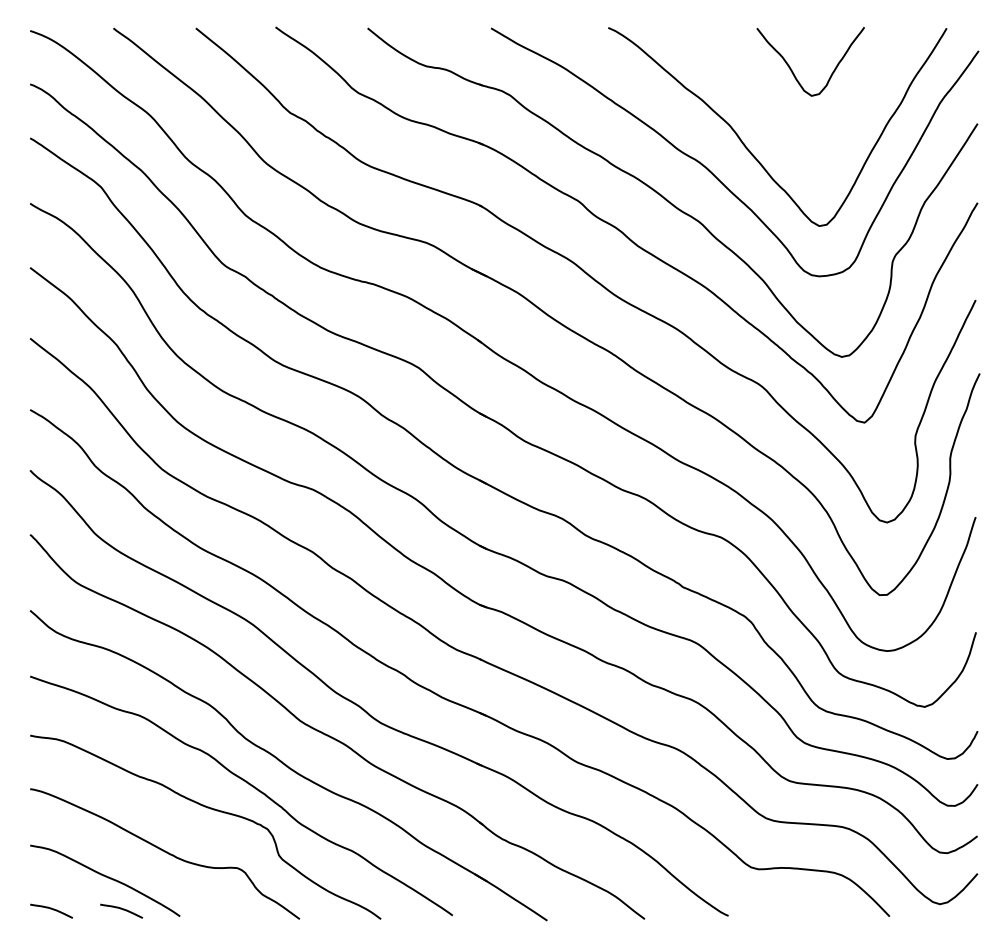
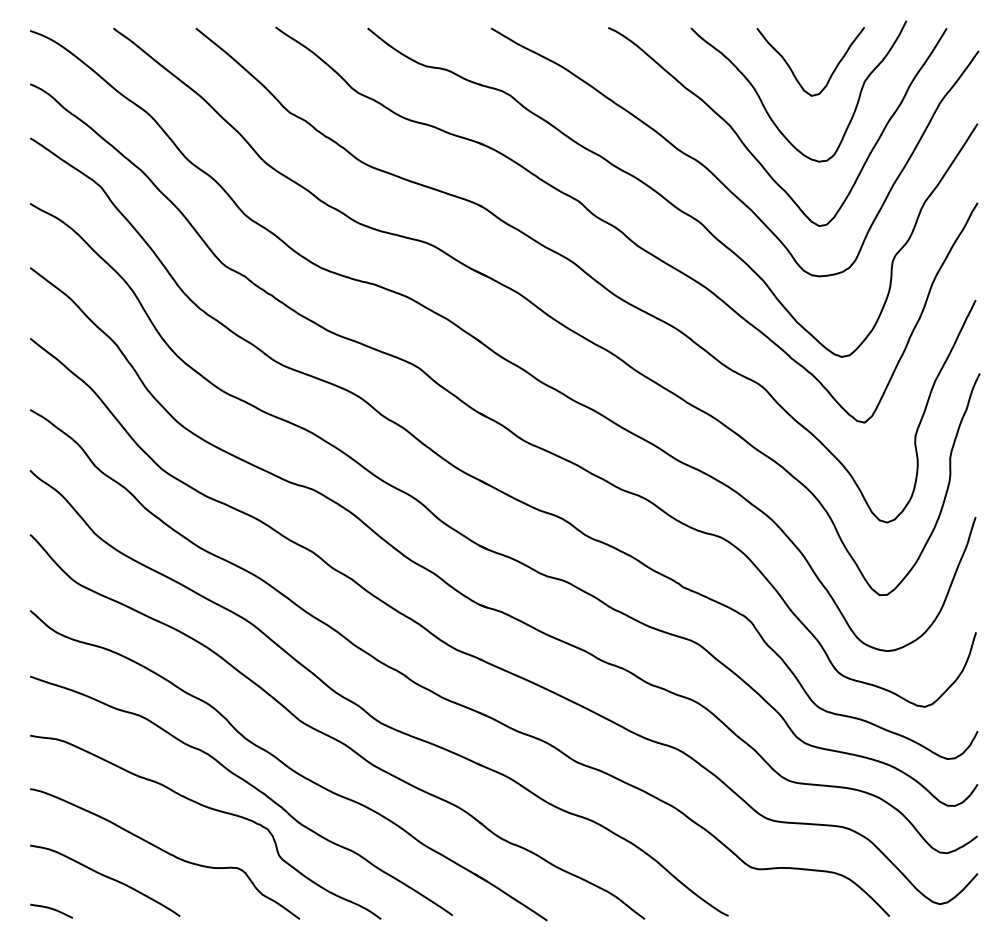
curve: none -> present (768, 112)
curve: present -> none (121, 909)
